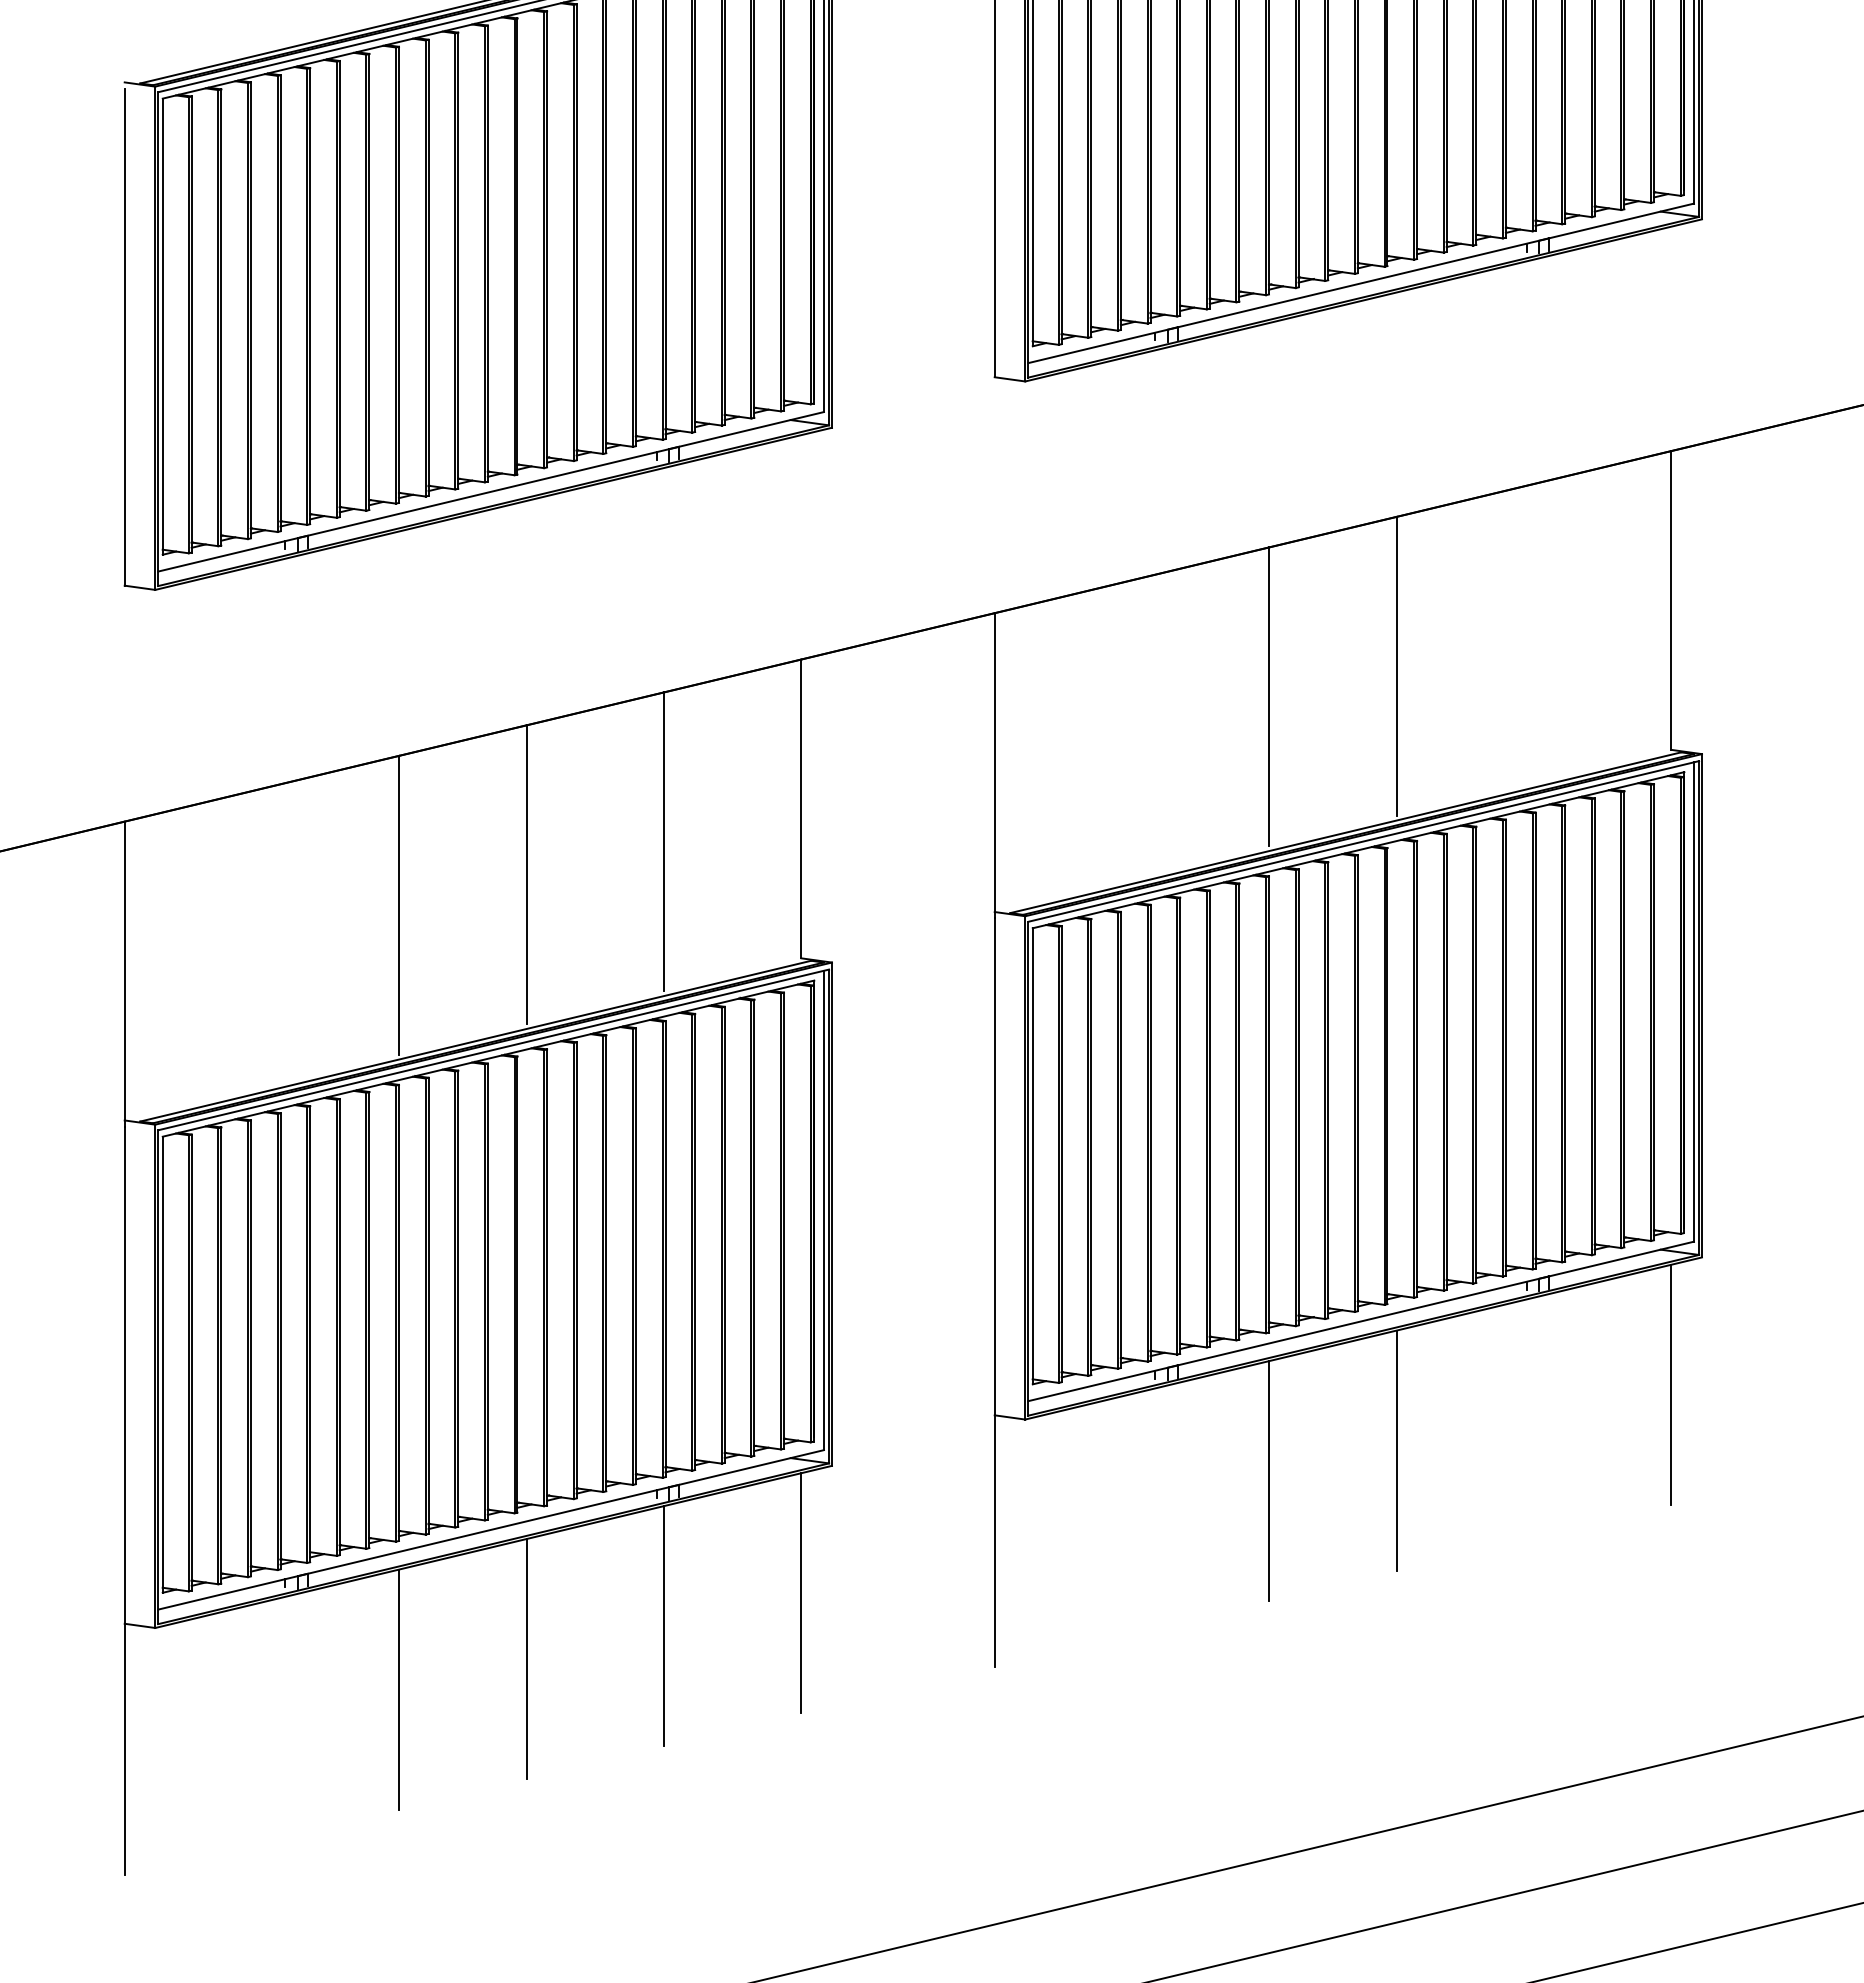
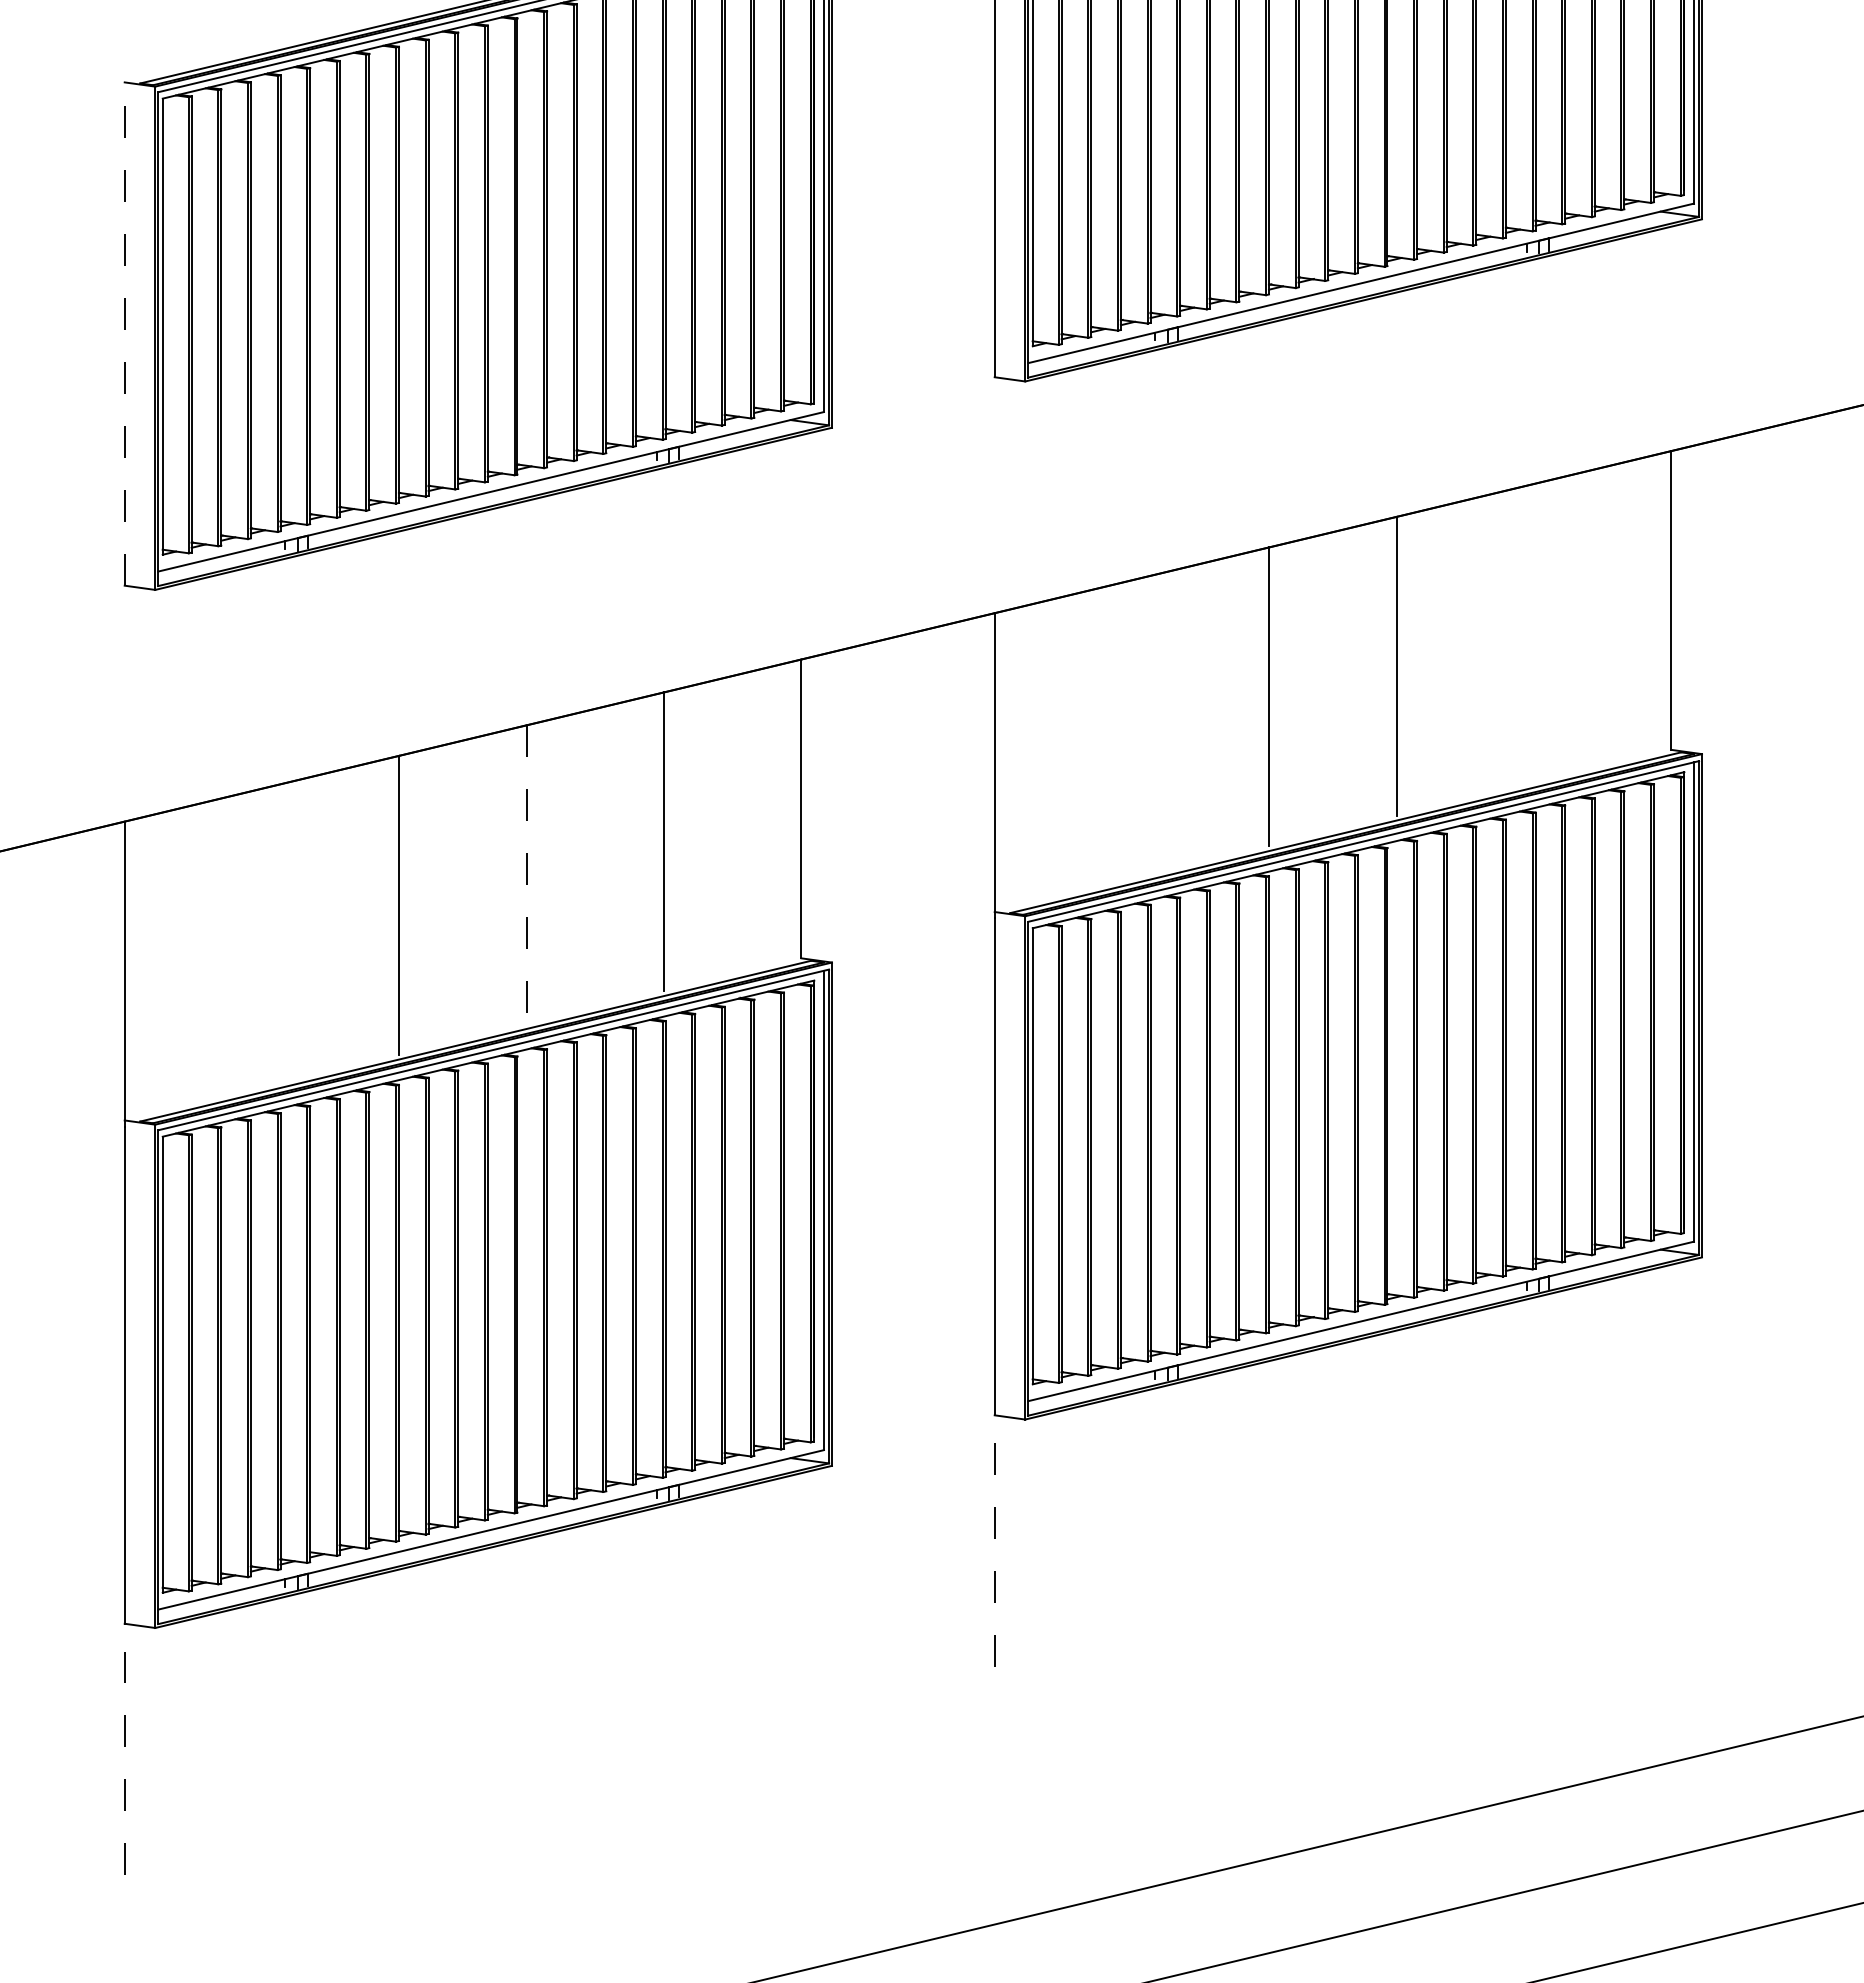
line: solid -> dashed (124, 337)
line: solid -> dashed (526, 875)
line: present -> none (1671, 1384)
line: present -> none (1396, 1450)
line: present -> none (1269, 1481)
line: solid -> dashed (994, 1541)
line: present -> none (801, 1593)
line: present -> none (664, 1626)
line: present -> none (526, 1658)
line: present -> none (399, 1689)
line: solid -> dashed (124, 1749)
